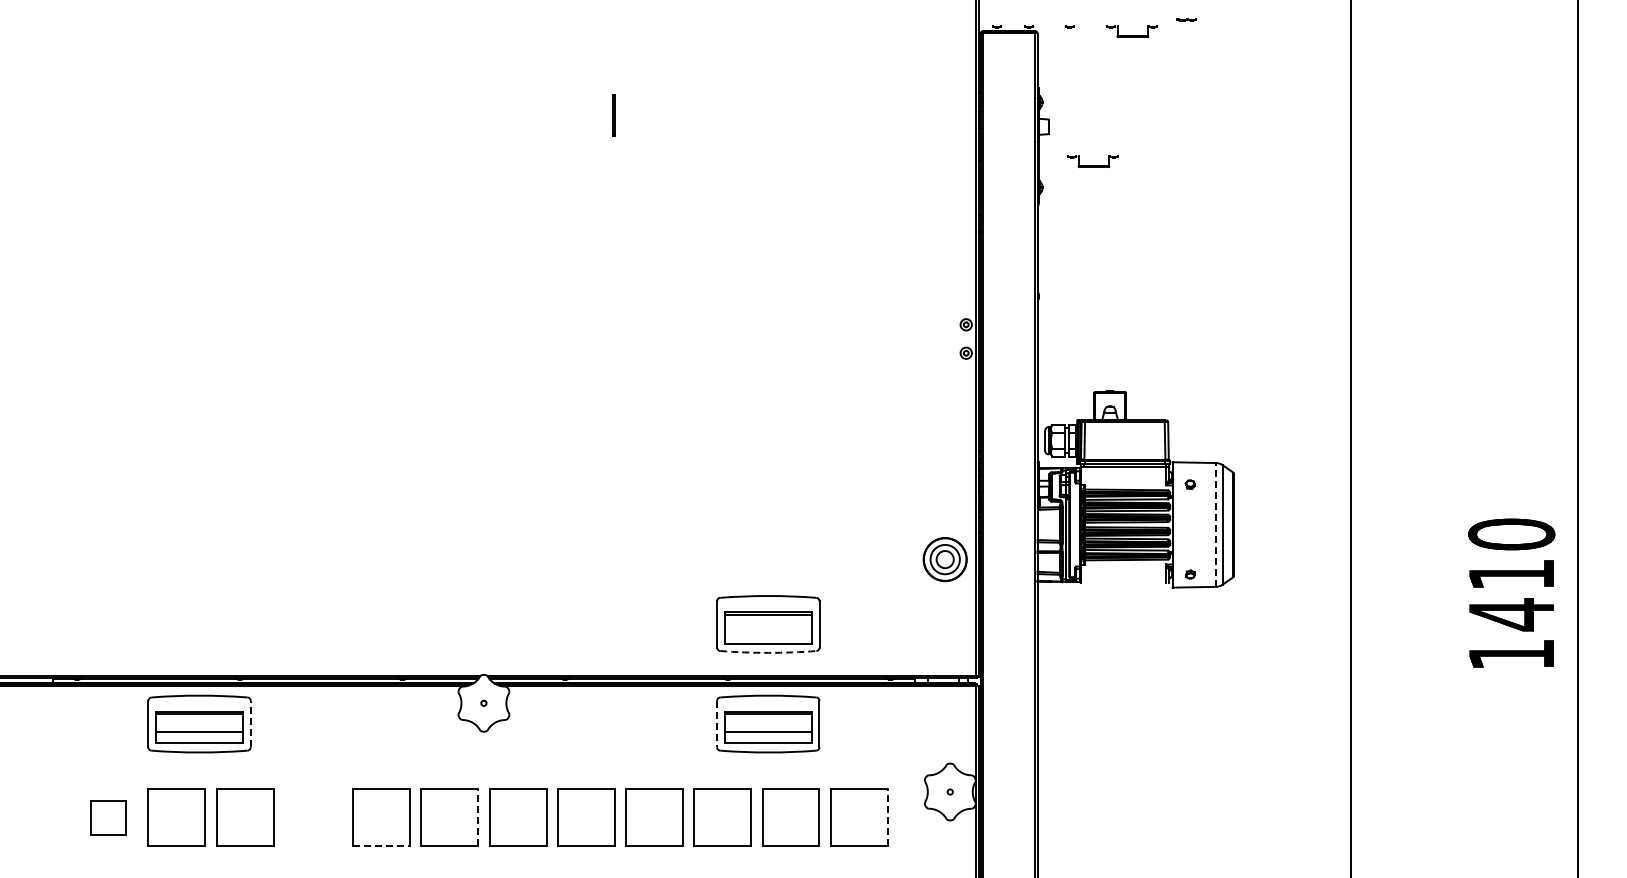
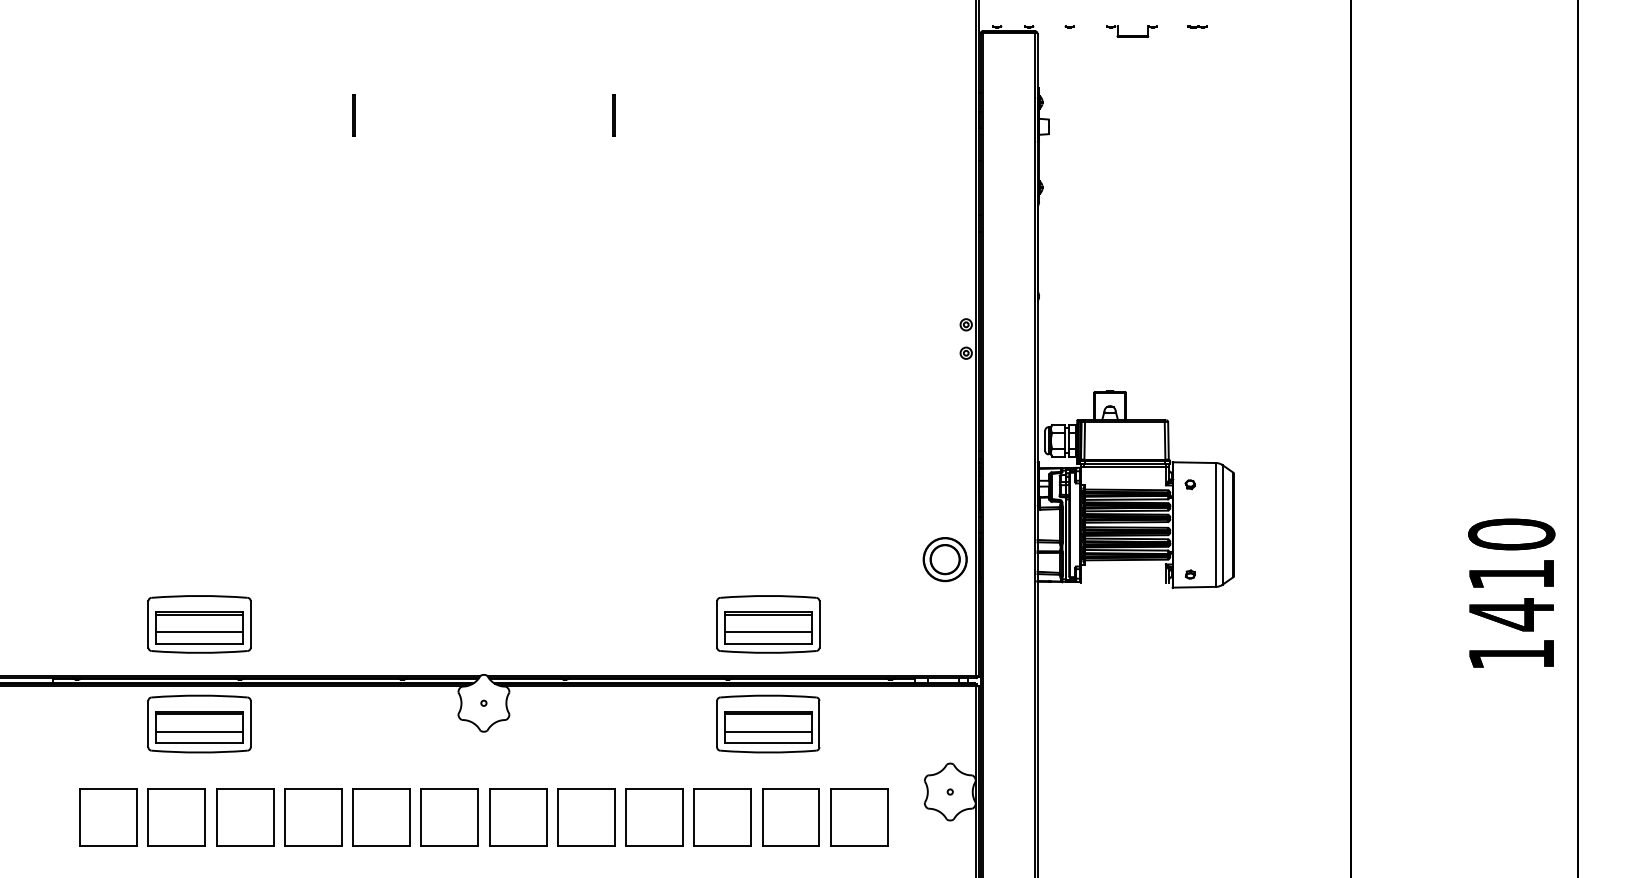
line position: (1186, 19) -> (1197, 26) (1197, 26)
line: none -> present (353, 115)
part: present -> none (1092, 161)
line: dashed -> solid (1216, 524)
circle diameter: 17 px -> 29 px (944, 559)
part: none -> present (199, 624)
line: none -> present (768, 632)
arc: dashed -> solid (768, 652)
line: dashed -> solid (250, 723)
line: dashed -> solid (717, 724)
part size: 37x36 px -> 59x59 px (108, 817)
part: none -> present (313, 817)
line: dashed -> solid (478, 817)
line: dashed -> solid (887, 817)
line: dashed -> solid (382, 846)
